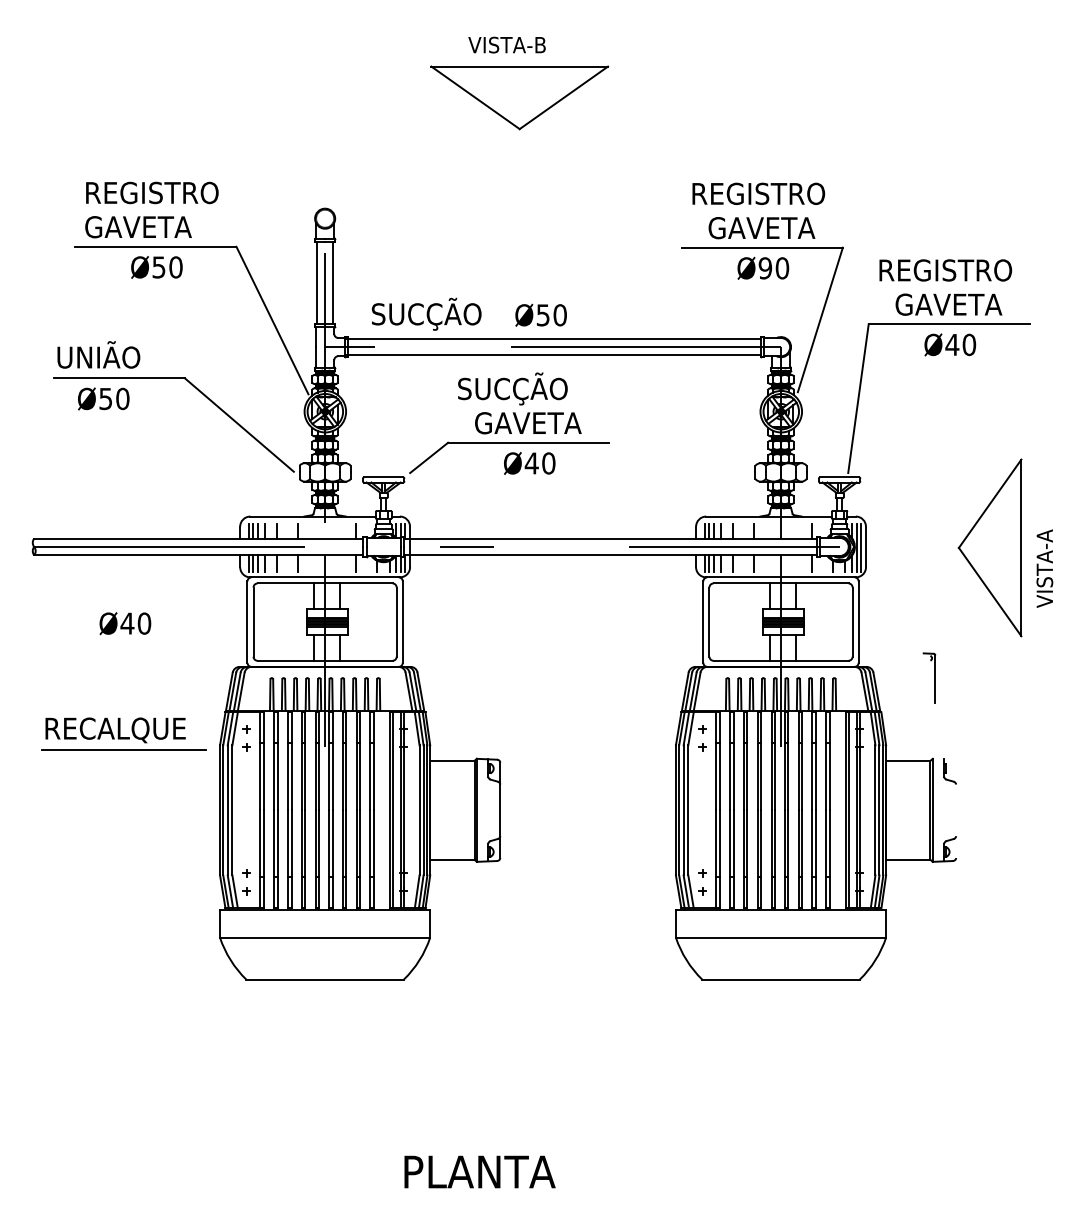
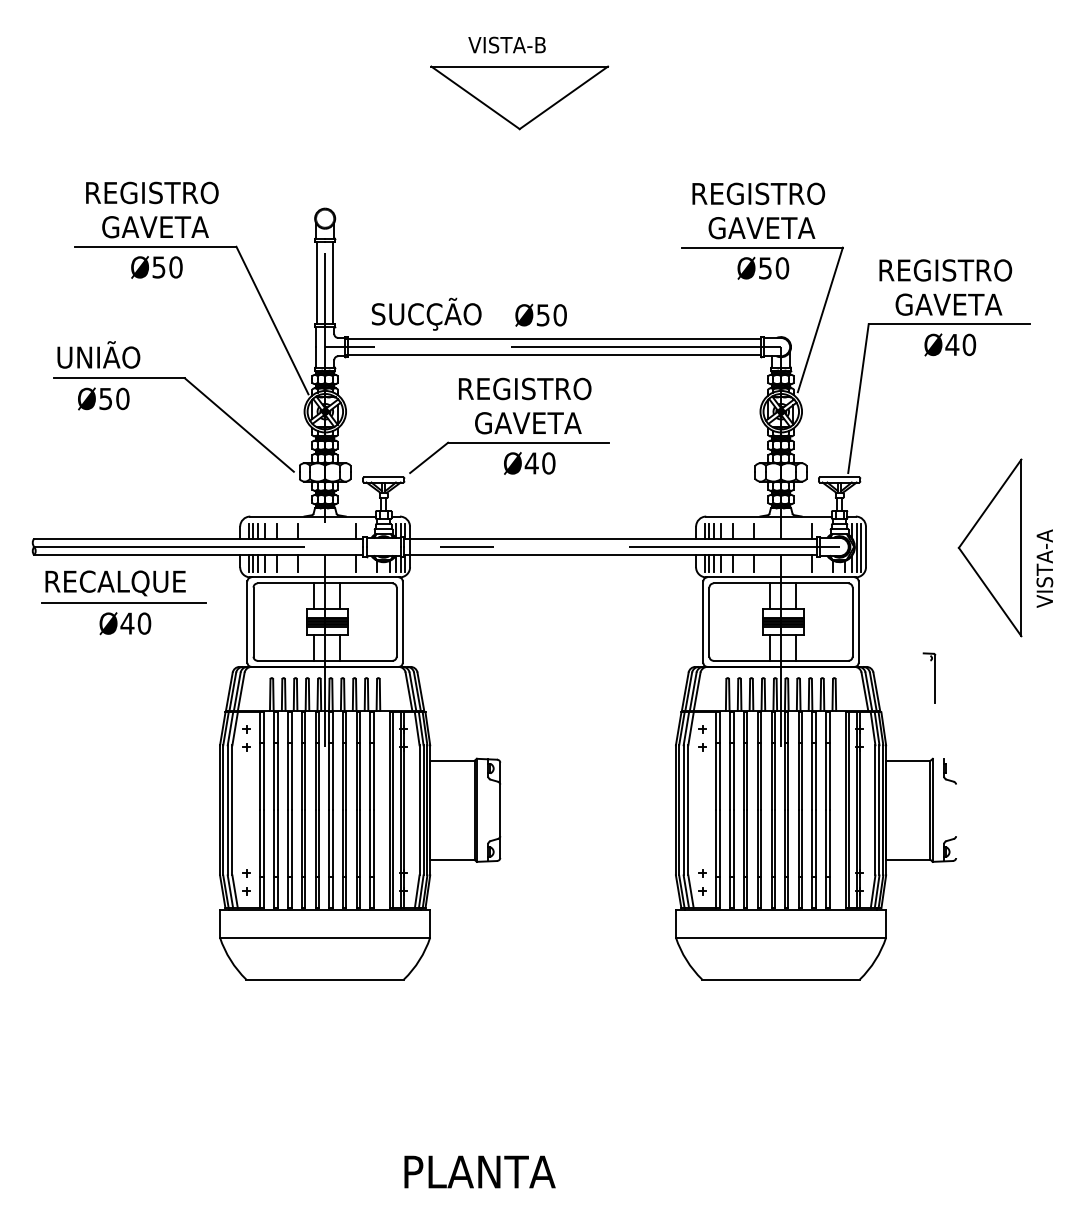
text position: (138, 227) -> (155, 227) (155, 227)
text: Ø90 -> Ø50 (765, 268)
text: SUCÇÃO -> REGISTRO (524, 388)
part position: (123, 733) -> (123, 586) (123, 586)
